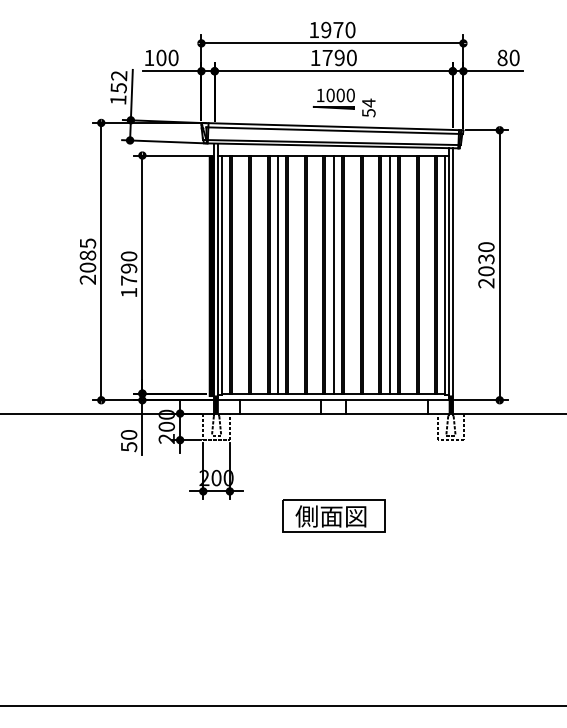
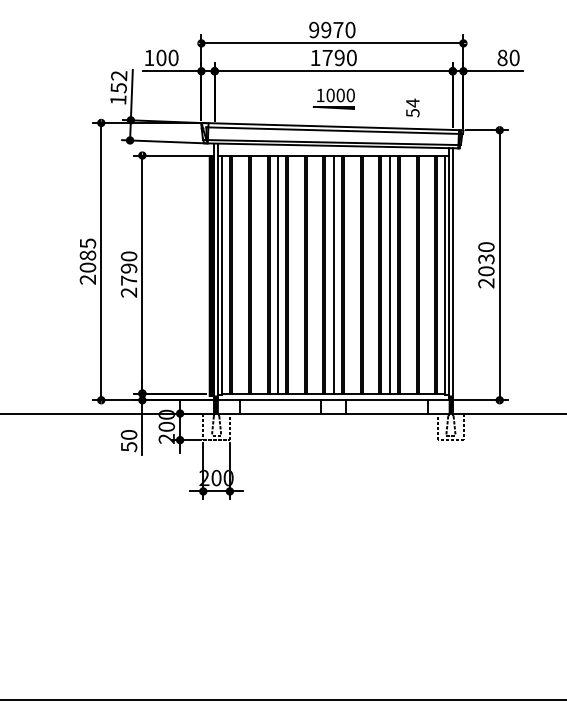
text: 1970 -> 9970 (314, 29)
text position: (368, 107) -> (412, 107) (412, 107)
text: 1790 -> 2790 (128, 292)
part: present -> none (333, 515)
line position: (282, 706) -> (282, 700) (282, 700)
